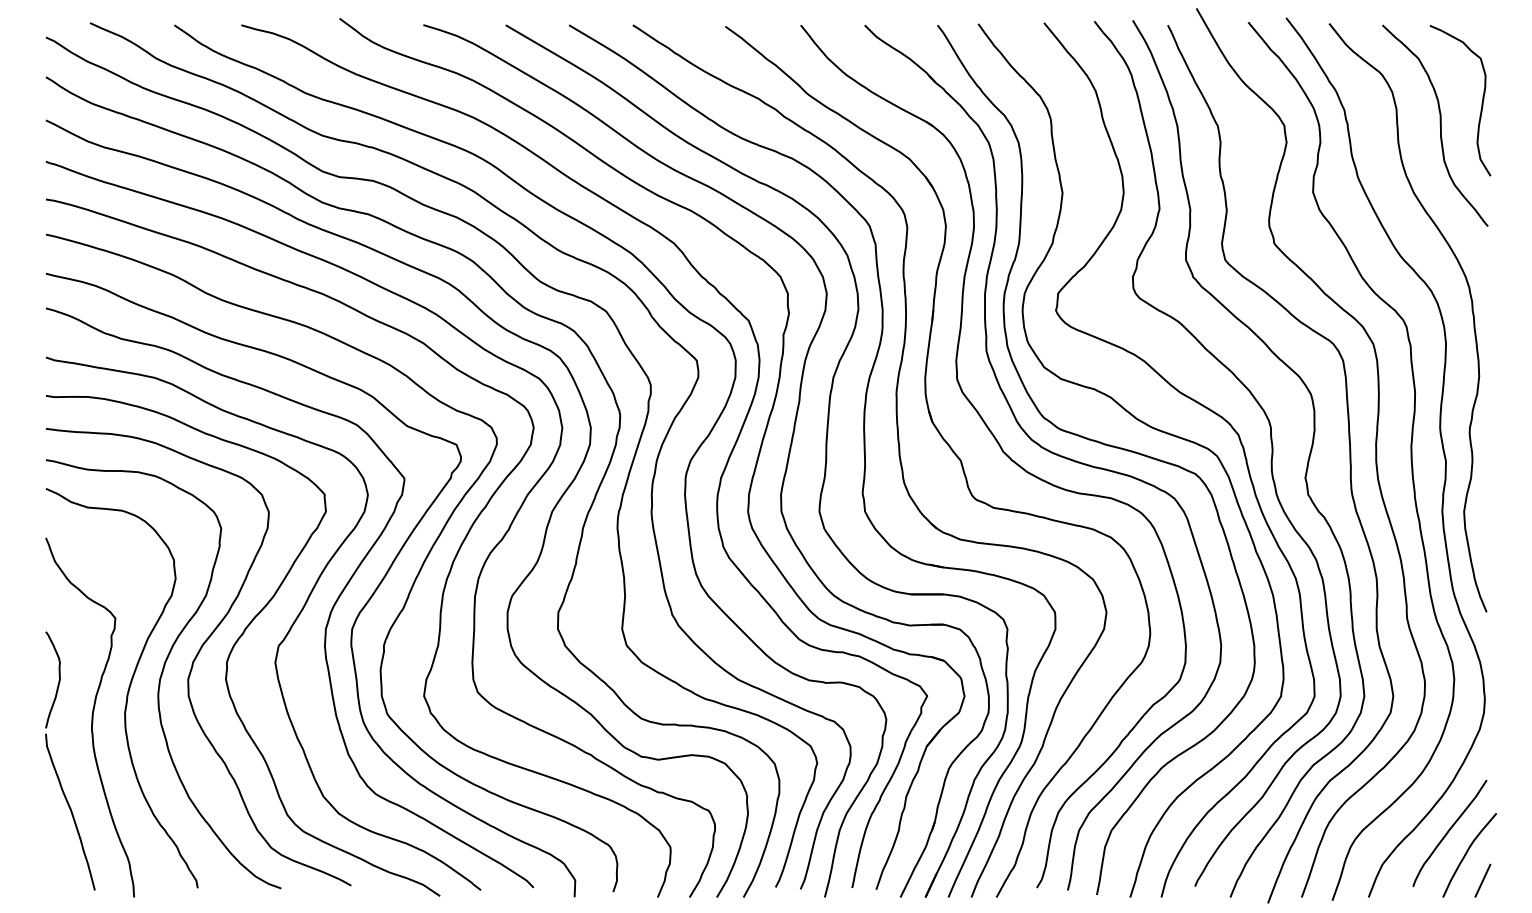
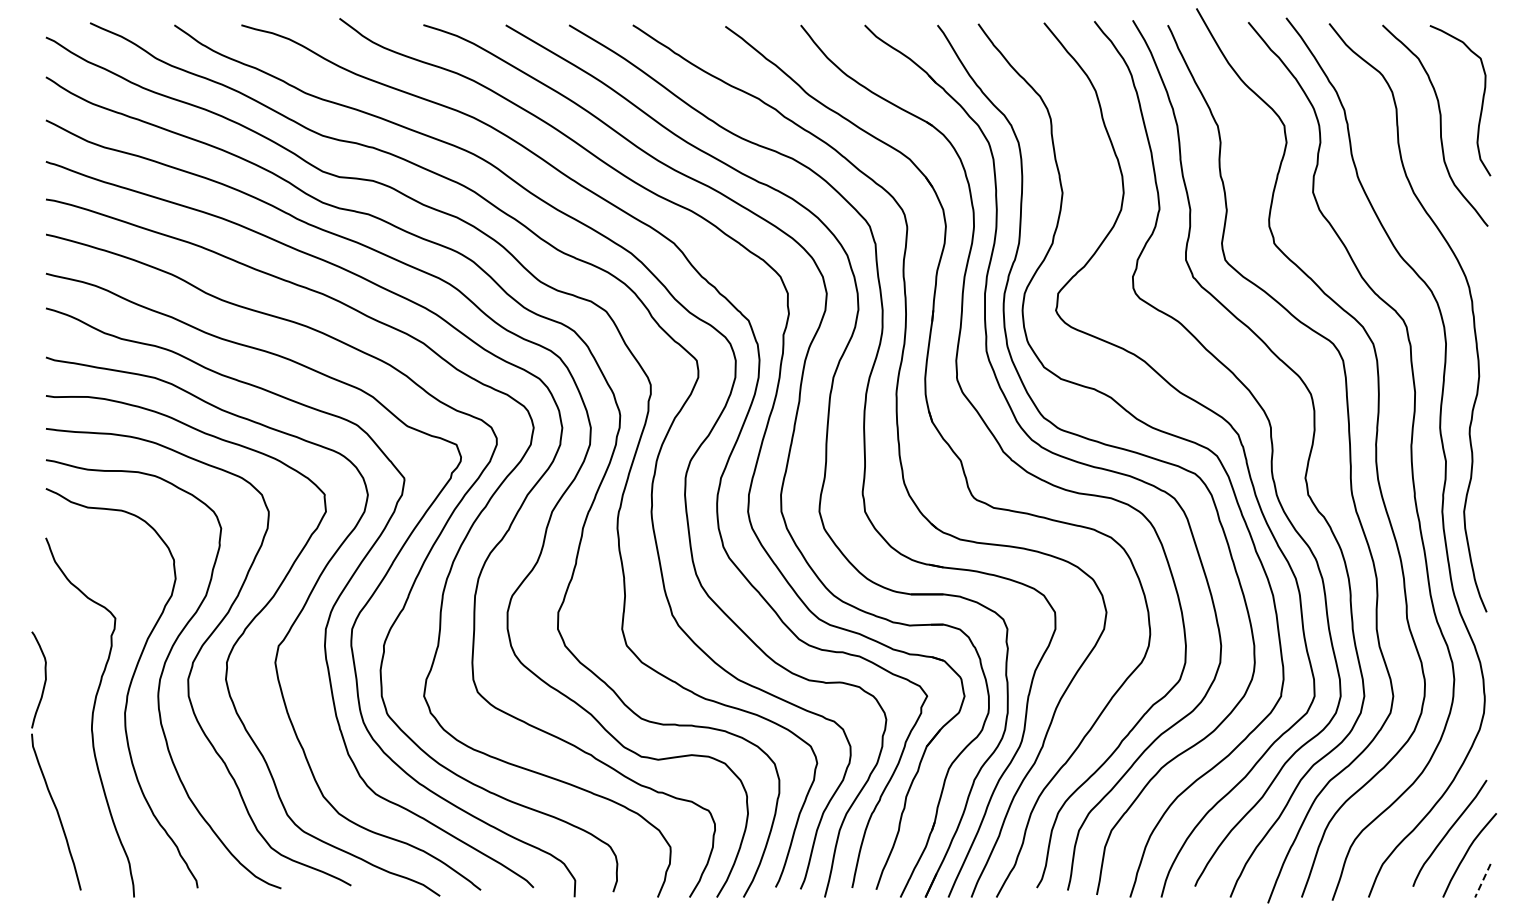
part position: (54, 764) -> (40, 764) (40, 764)
line: solid -> dashed (1482, 881)
